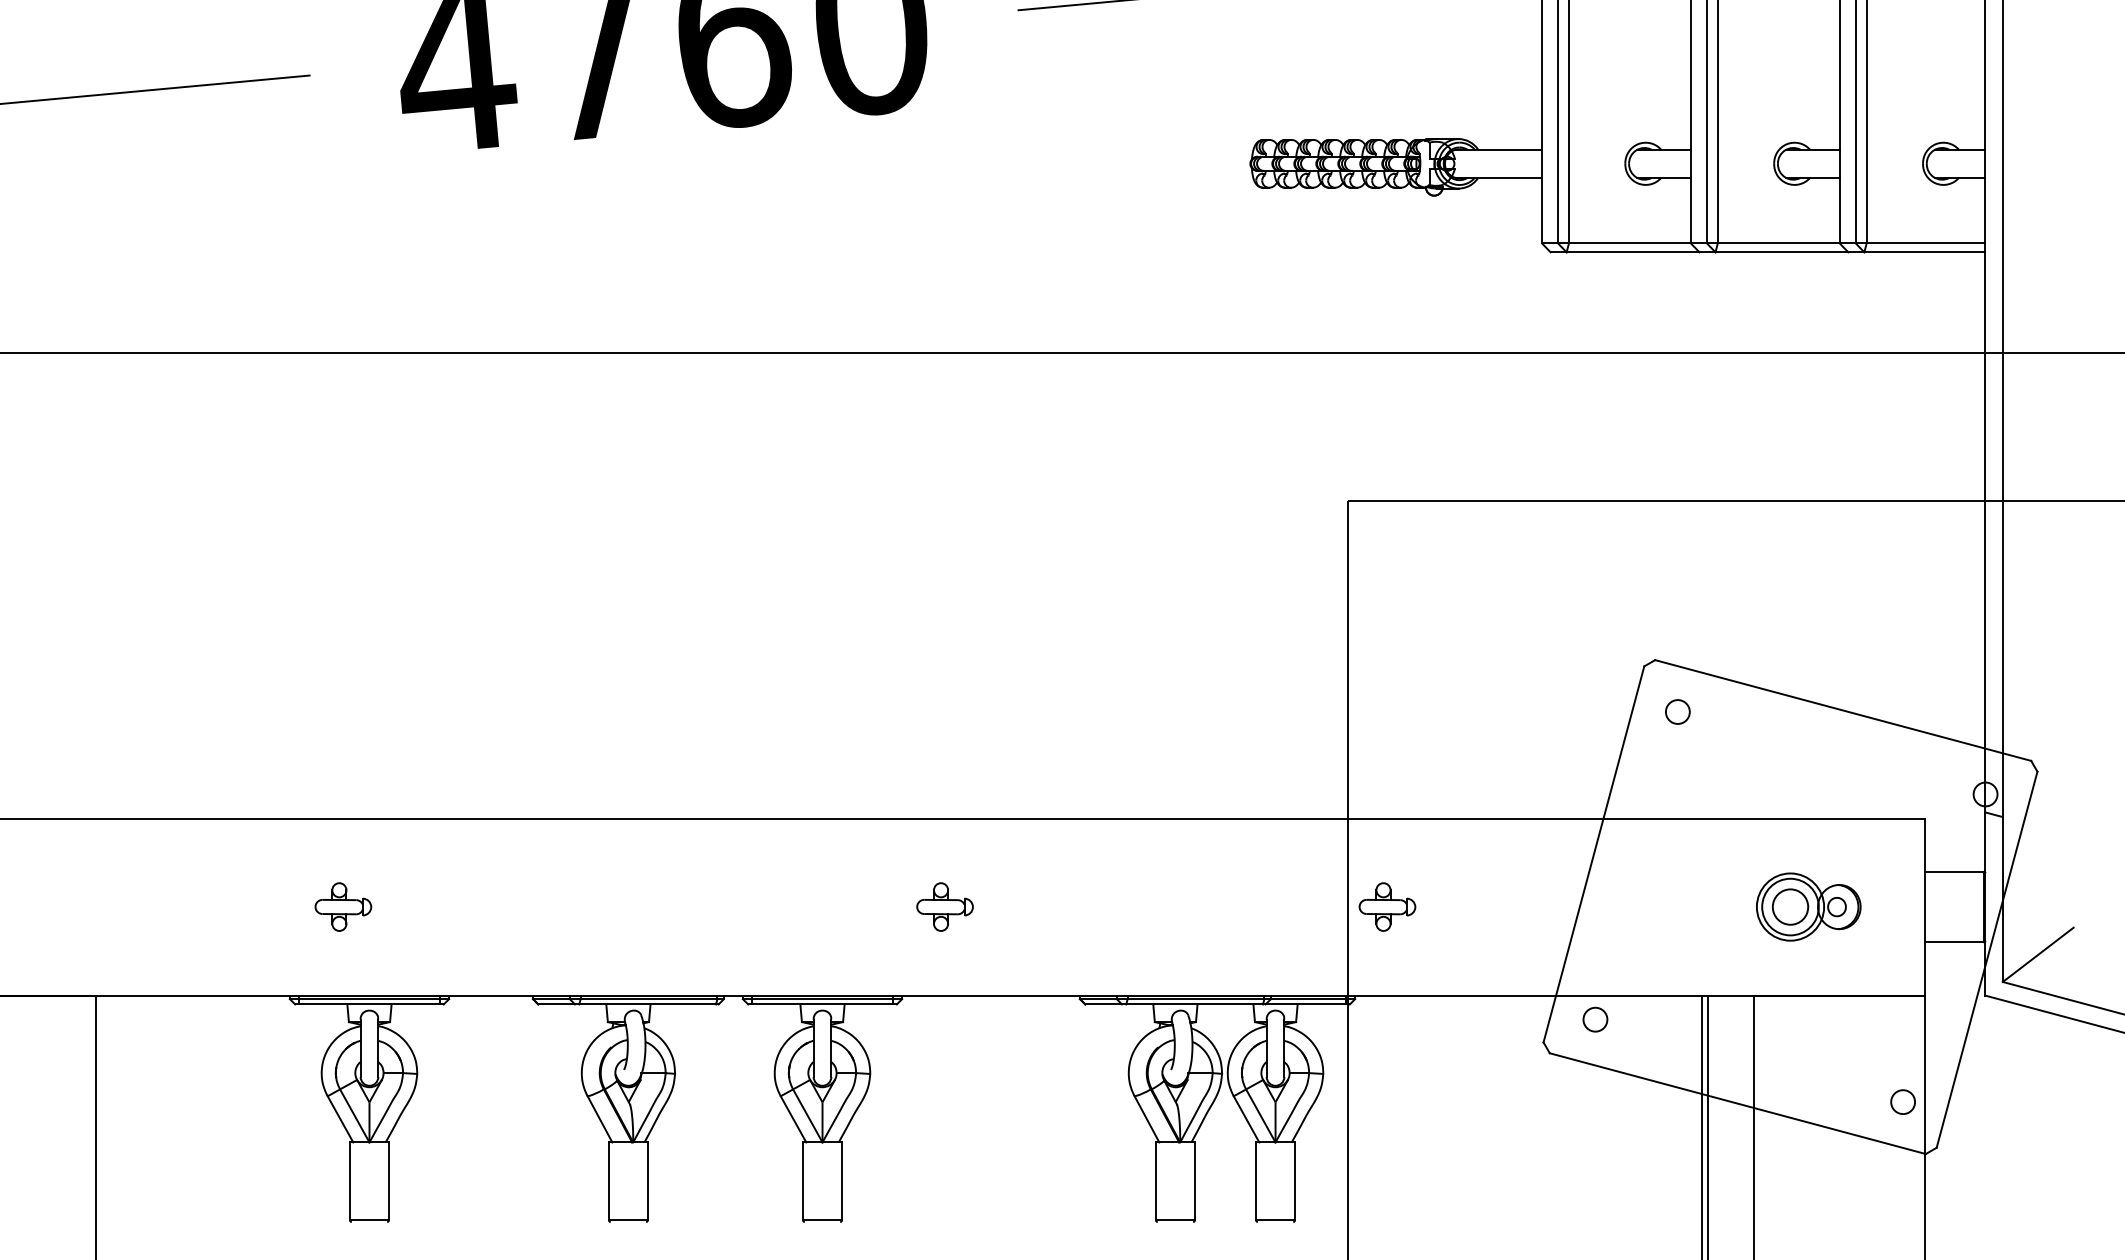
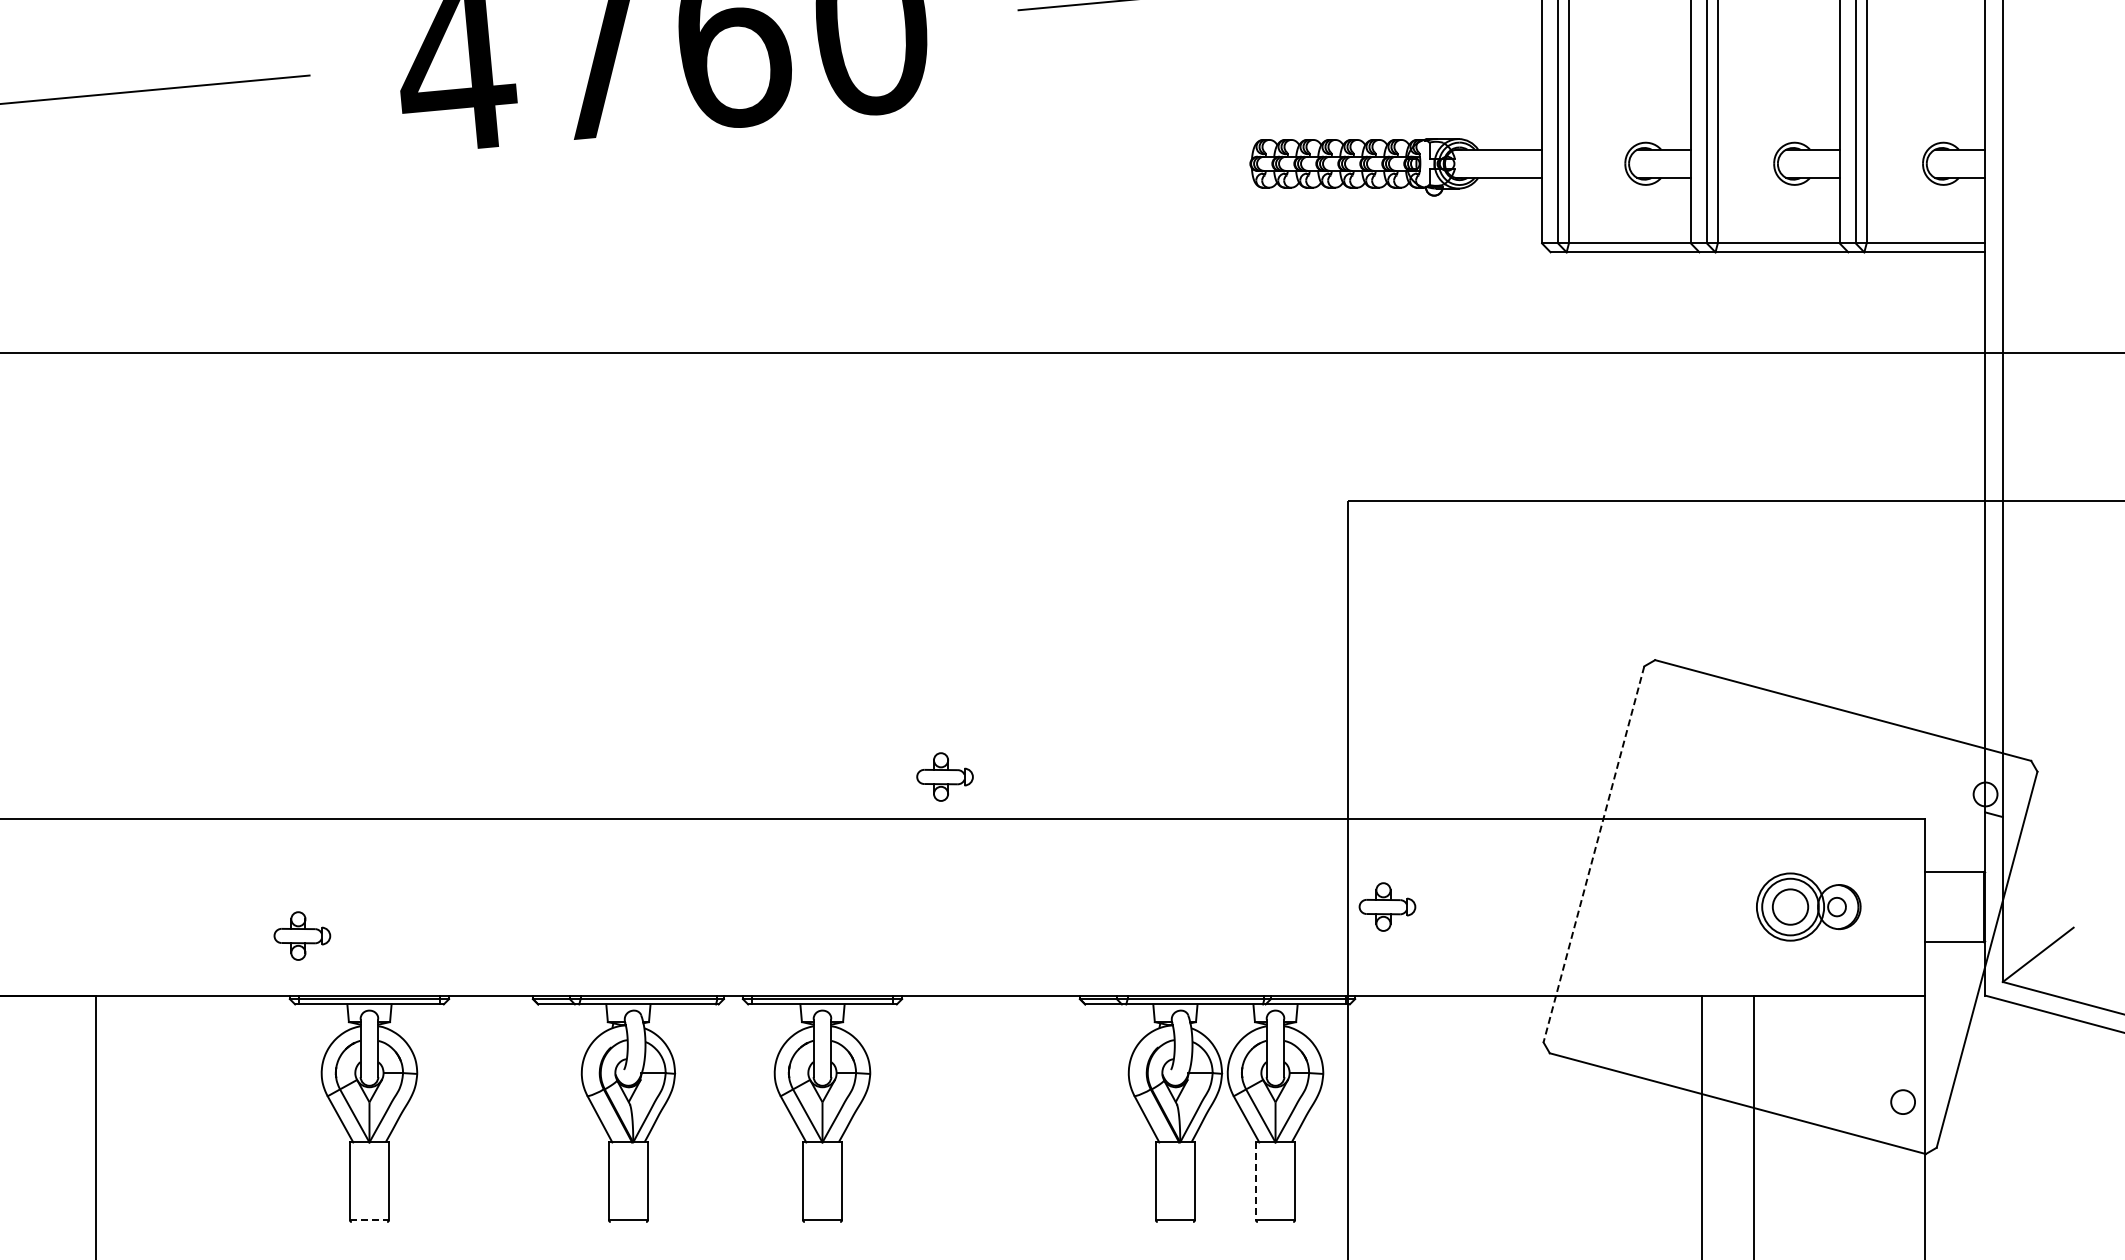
circle: present -> none (1677, 711)
line: solid -> dashed (1593, 854)
part position: (343, 906) -> (302, 935) (302, 935)
part position: (944, 906) -> (944, 776) (944, 776)
circle: present -> none (1595, 1019)
line: present -> none (1708, 1125)
line: solid -> dashed (1256, 1181)
line: solid -> dashed (369, 1220)
